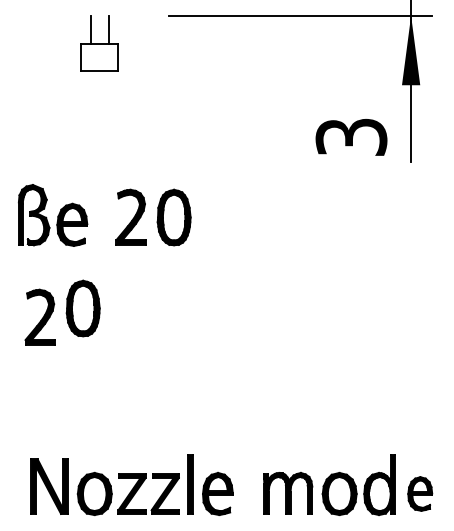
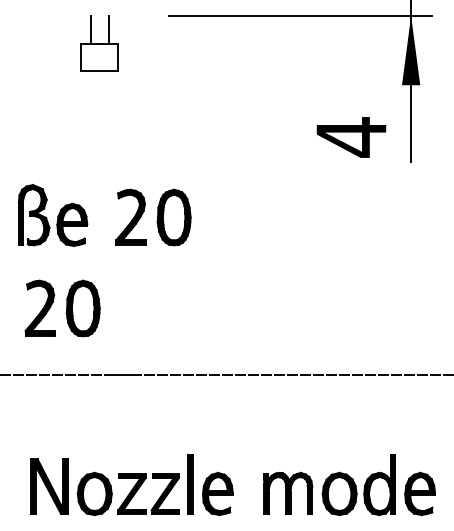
text: 3 -> 4 (351, 137)
part position: (39, 316) -> (39, 307) (39, 307)
line: none -> present (226, 375)
part size: 27x36 px -> 33x46 px (420, 493)
